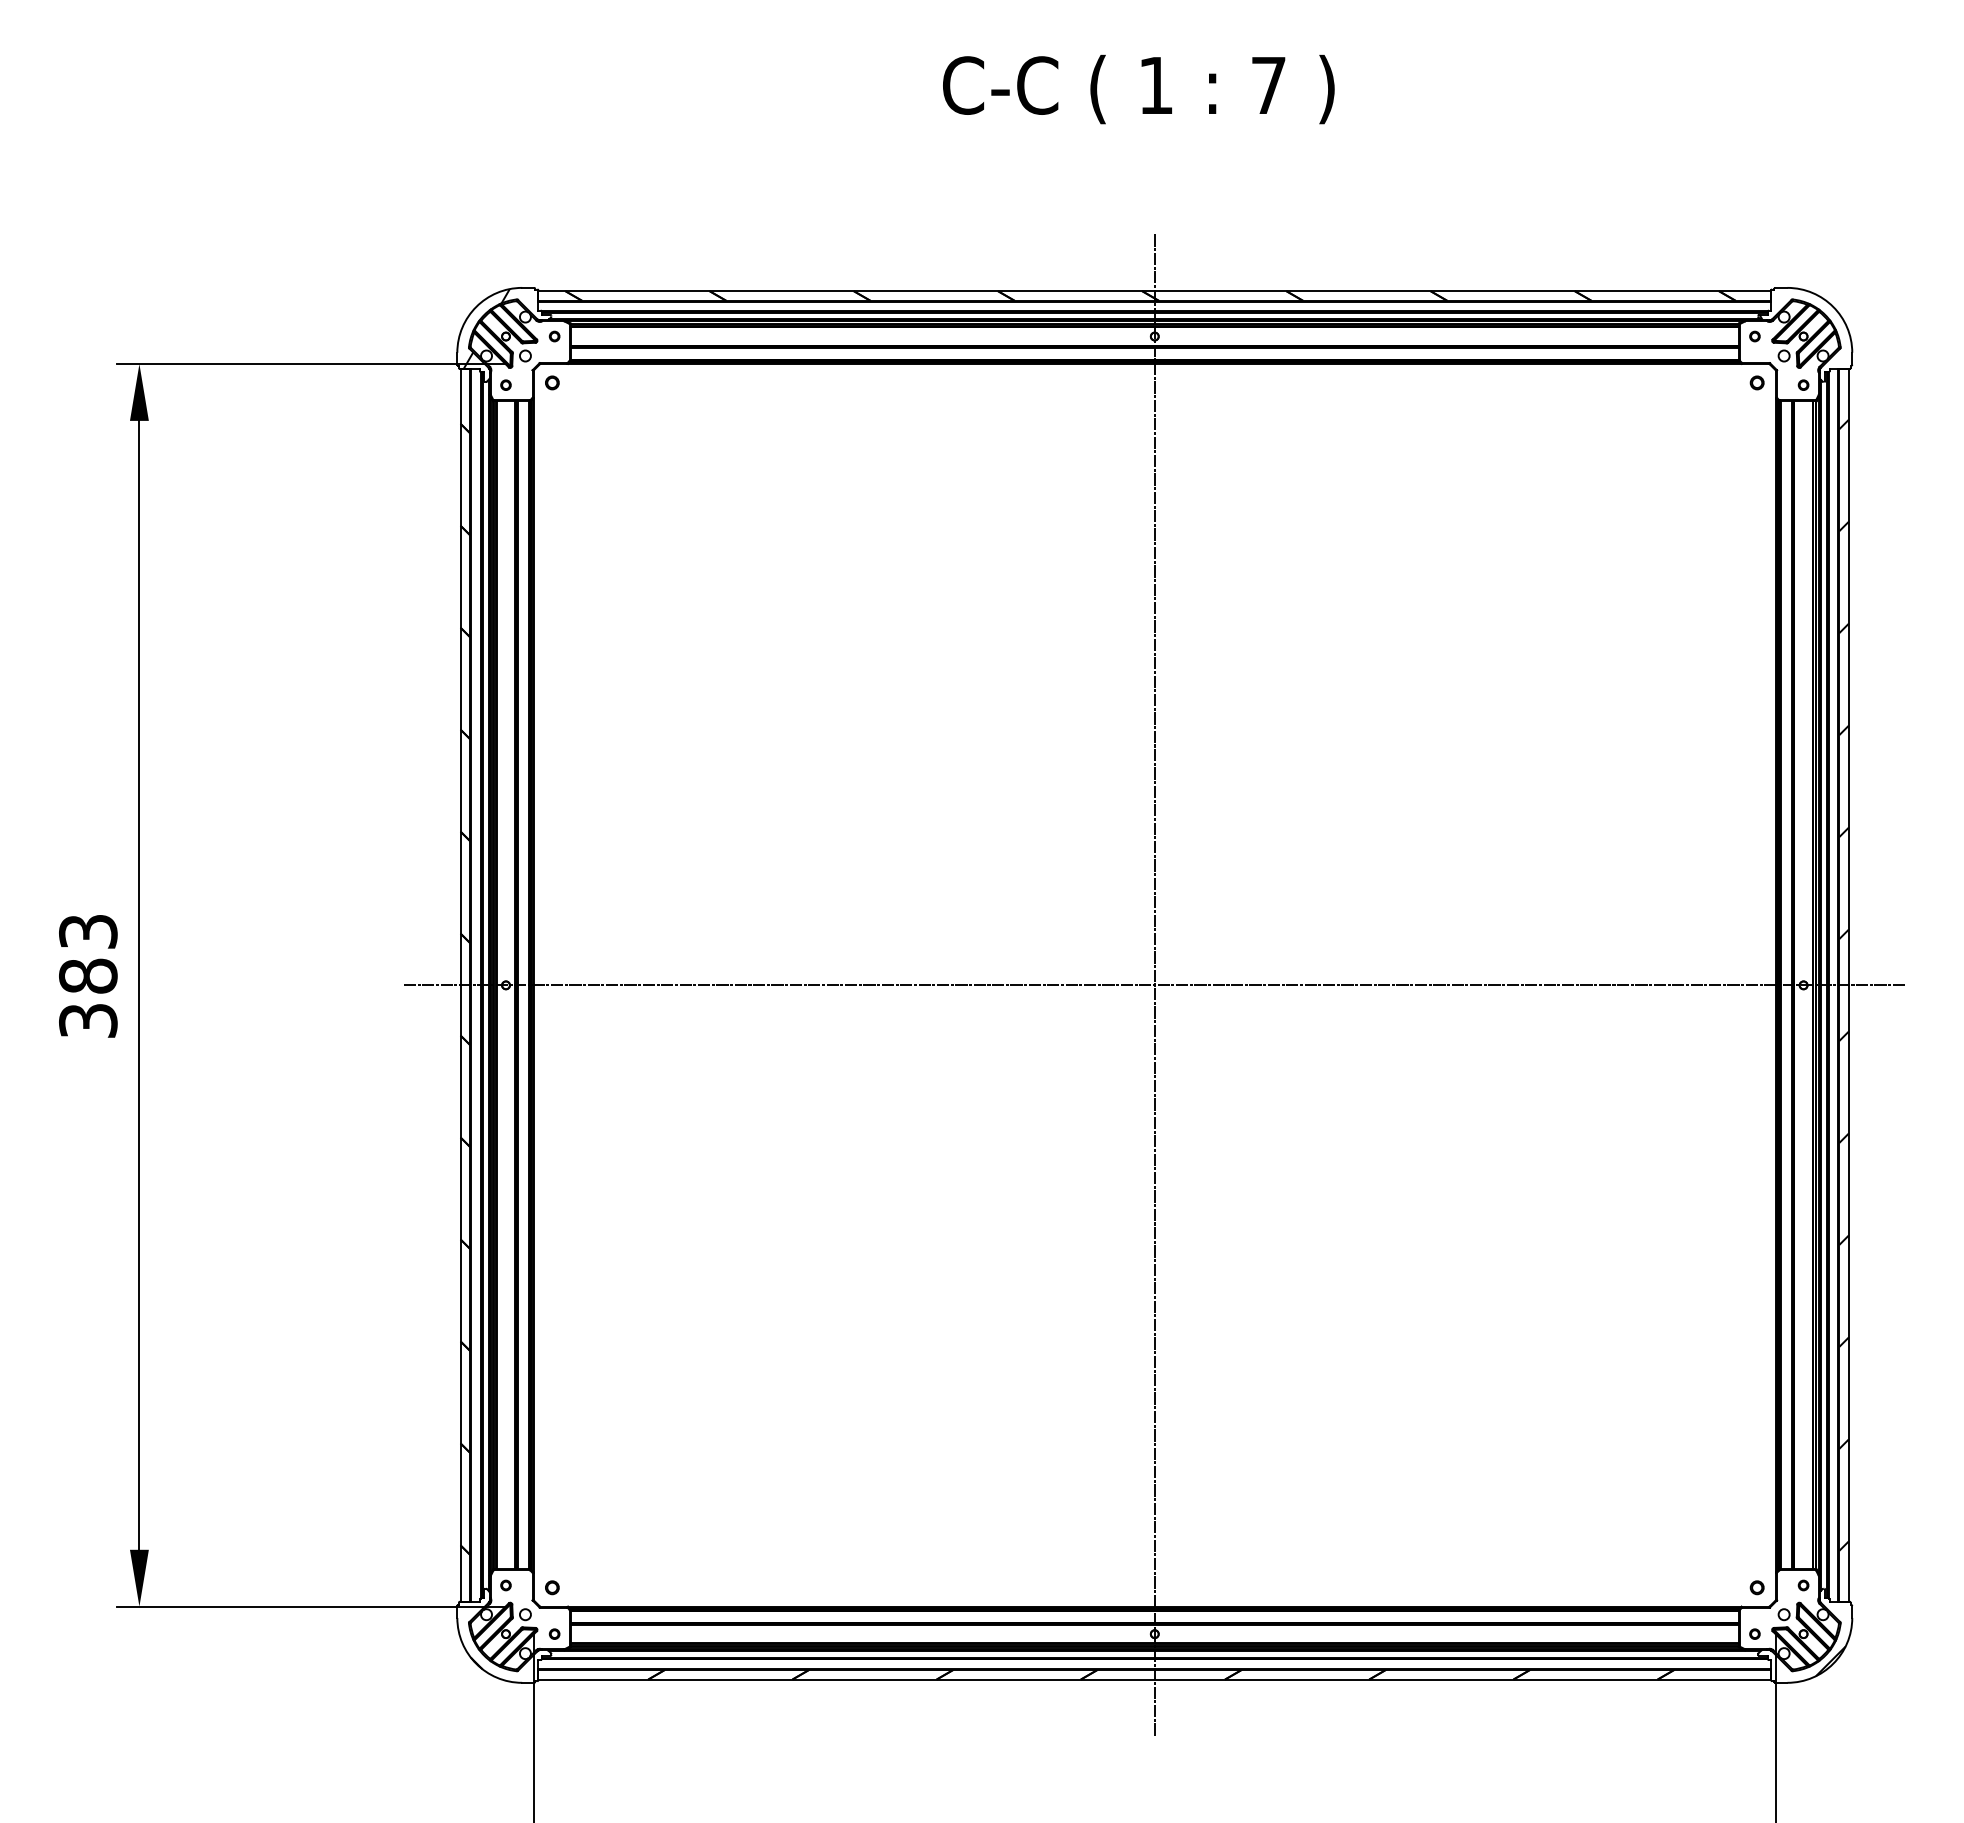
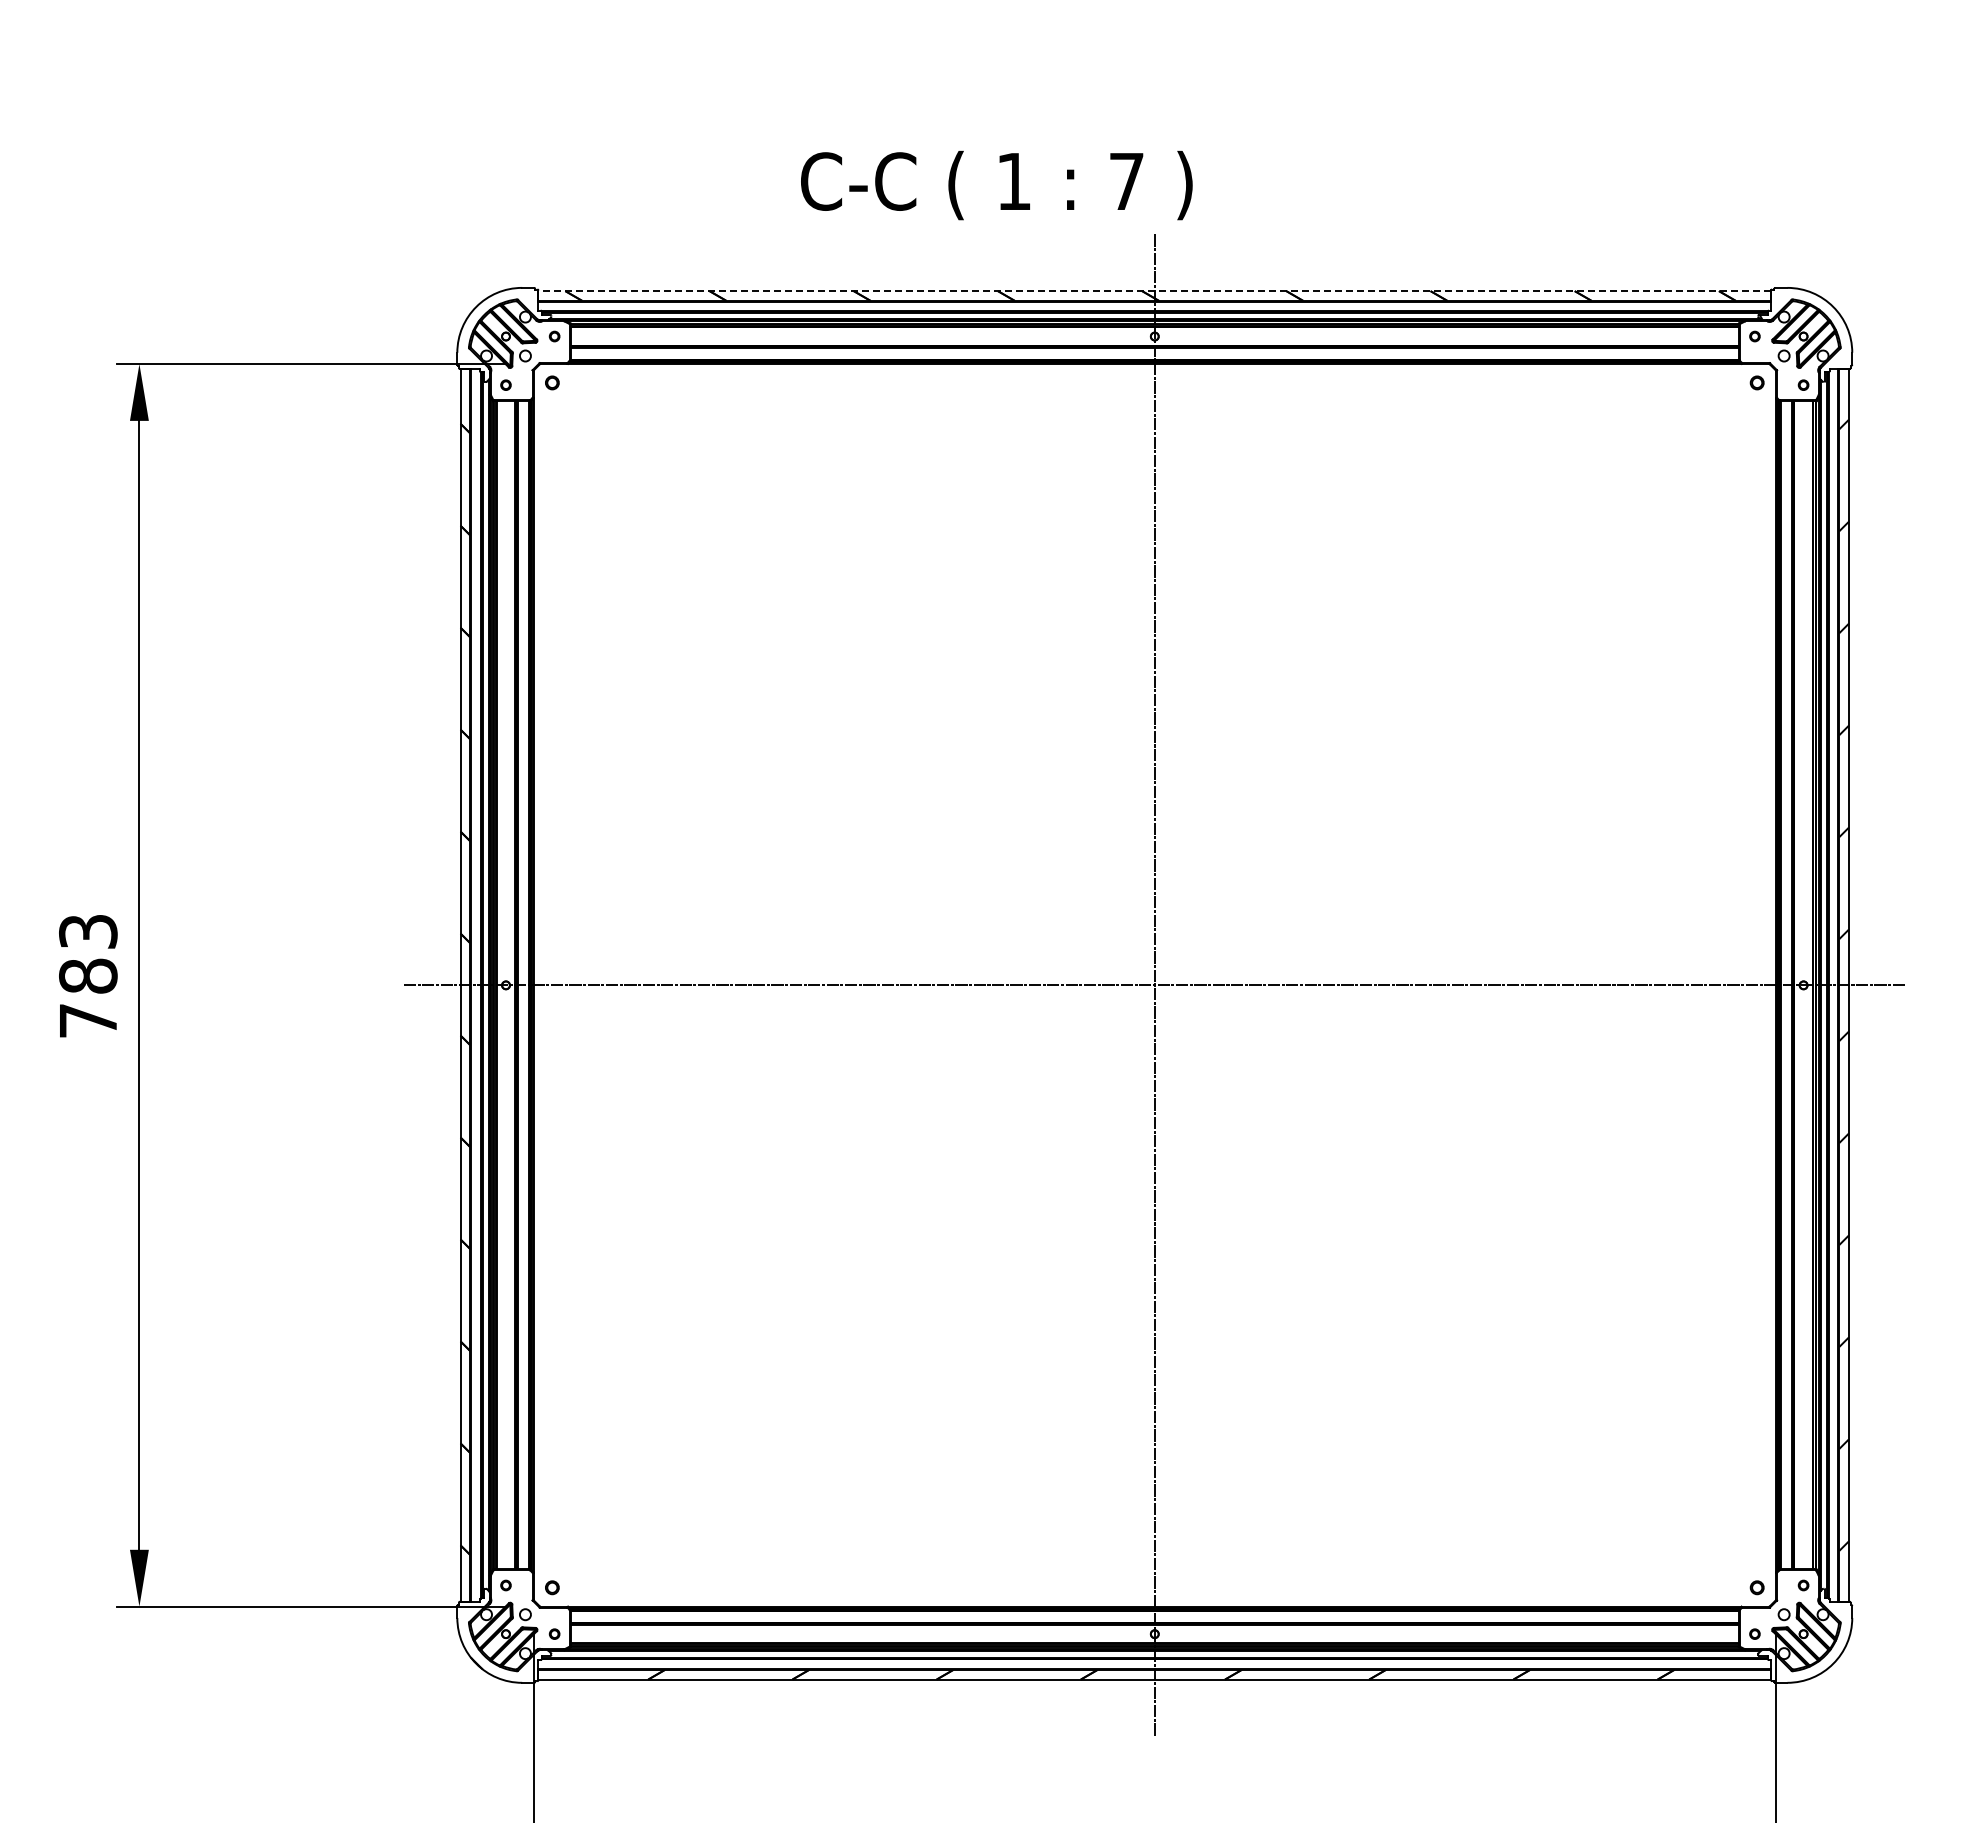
text position: (1138, 89) -> (996, 185) (996, 185)
line: solid -> dashed (1154, 291)
hatch: present -> none (486, 328)
text: 383 -> 783 (88, 1020)
hatch: present -> none (1830, 1661)
